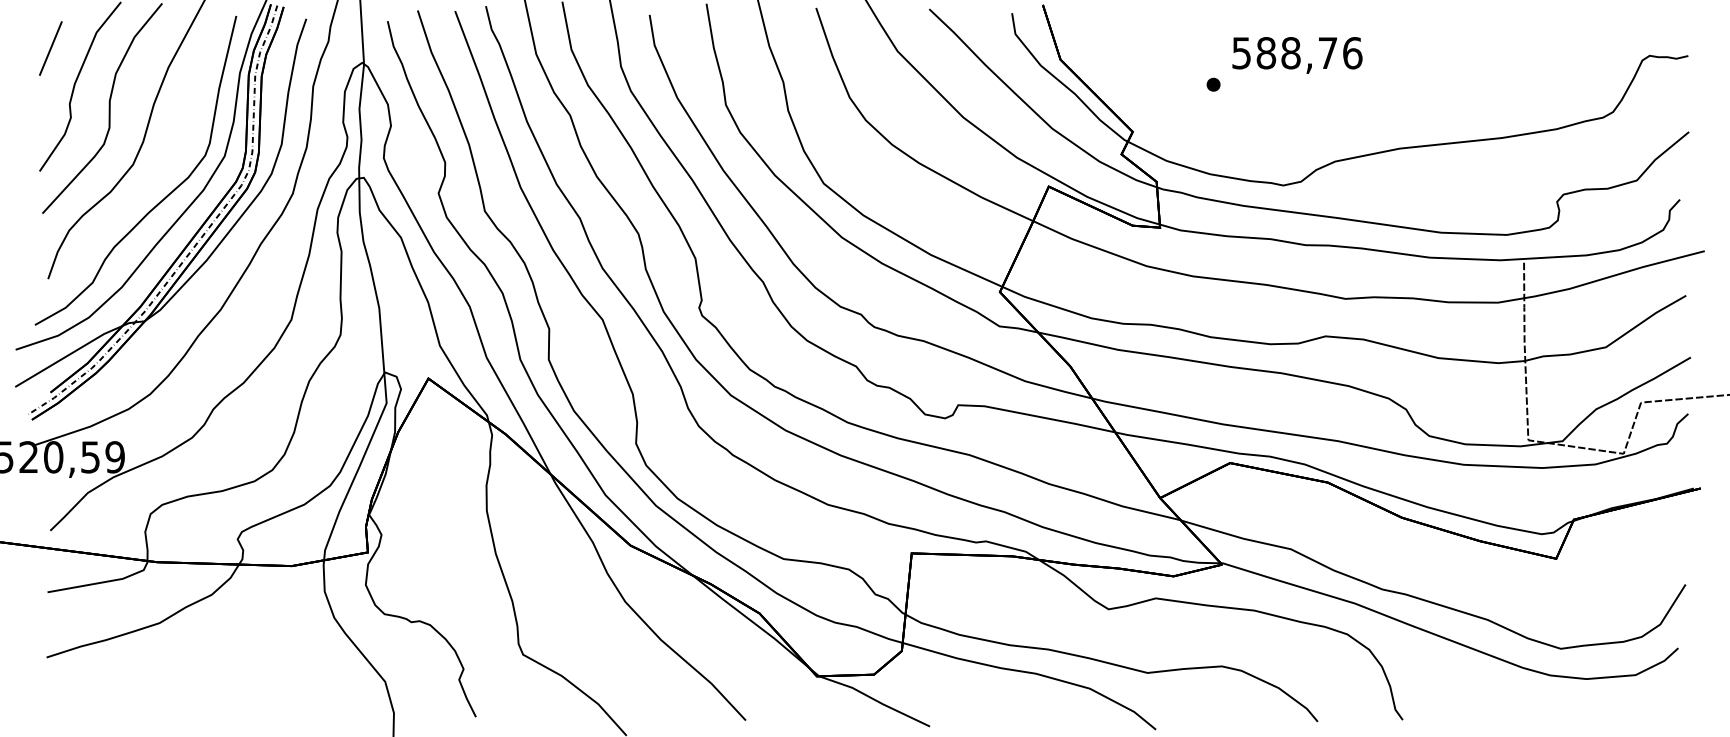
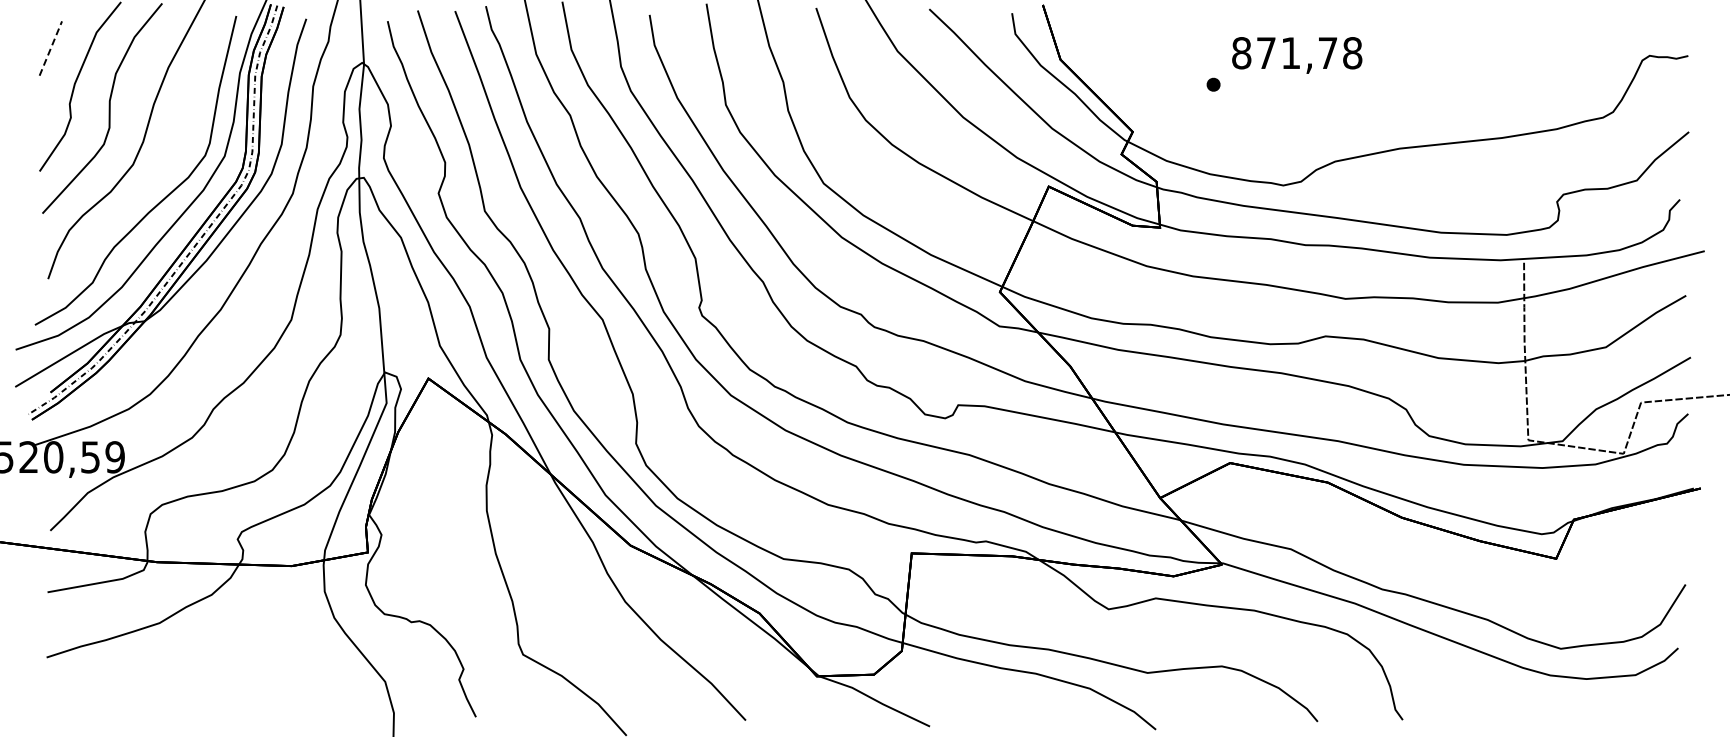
line: solid -> dashed (51, 48)
text: 588,76 -> 871,78 (1297, 53)
